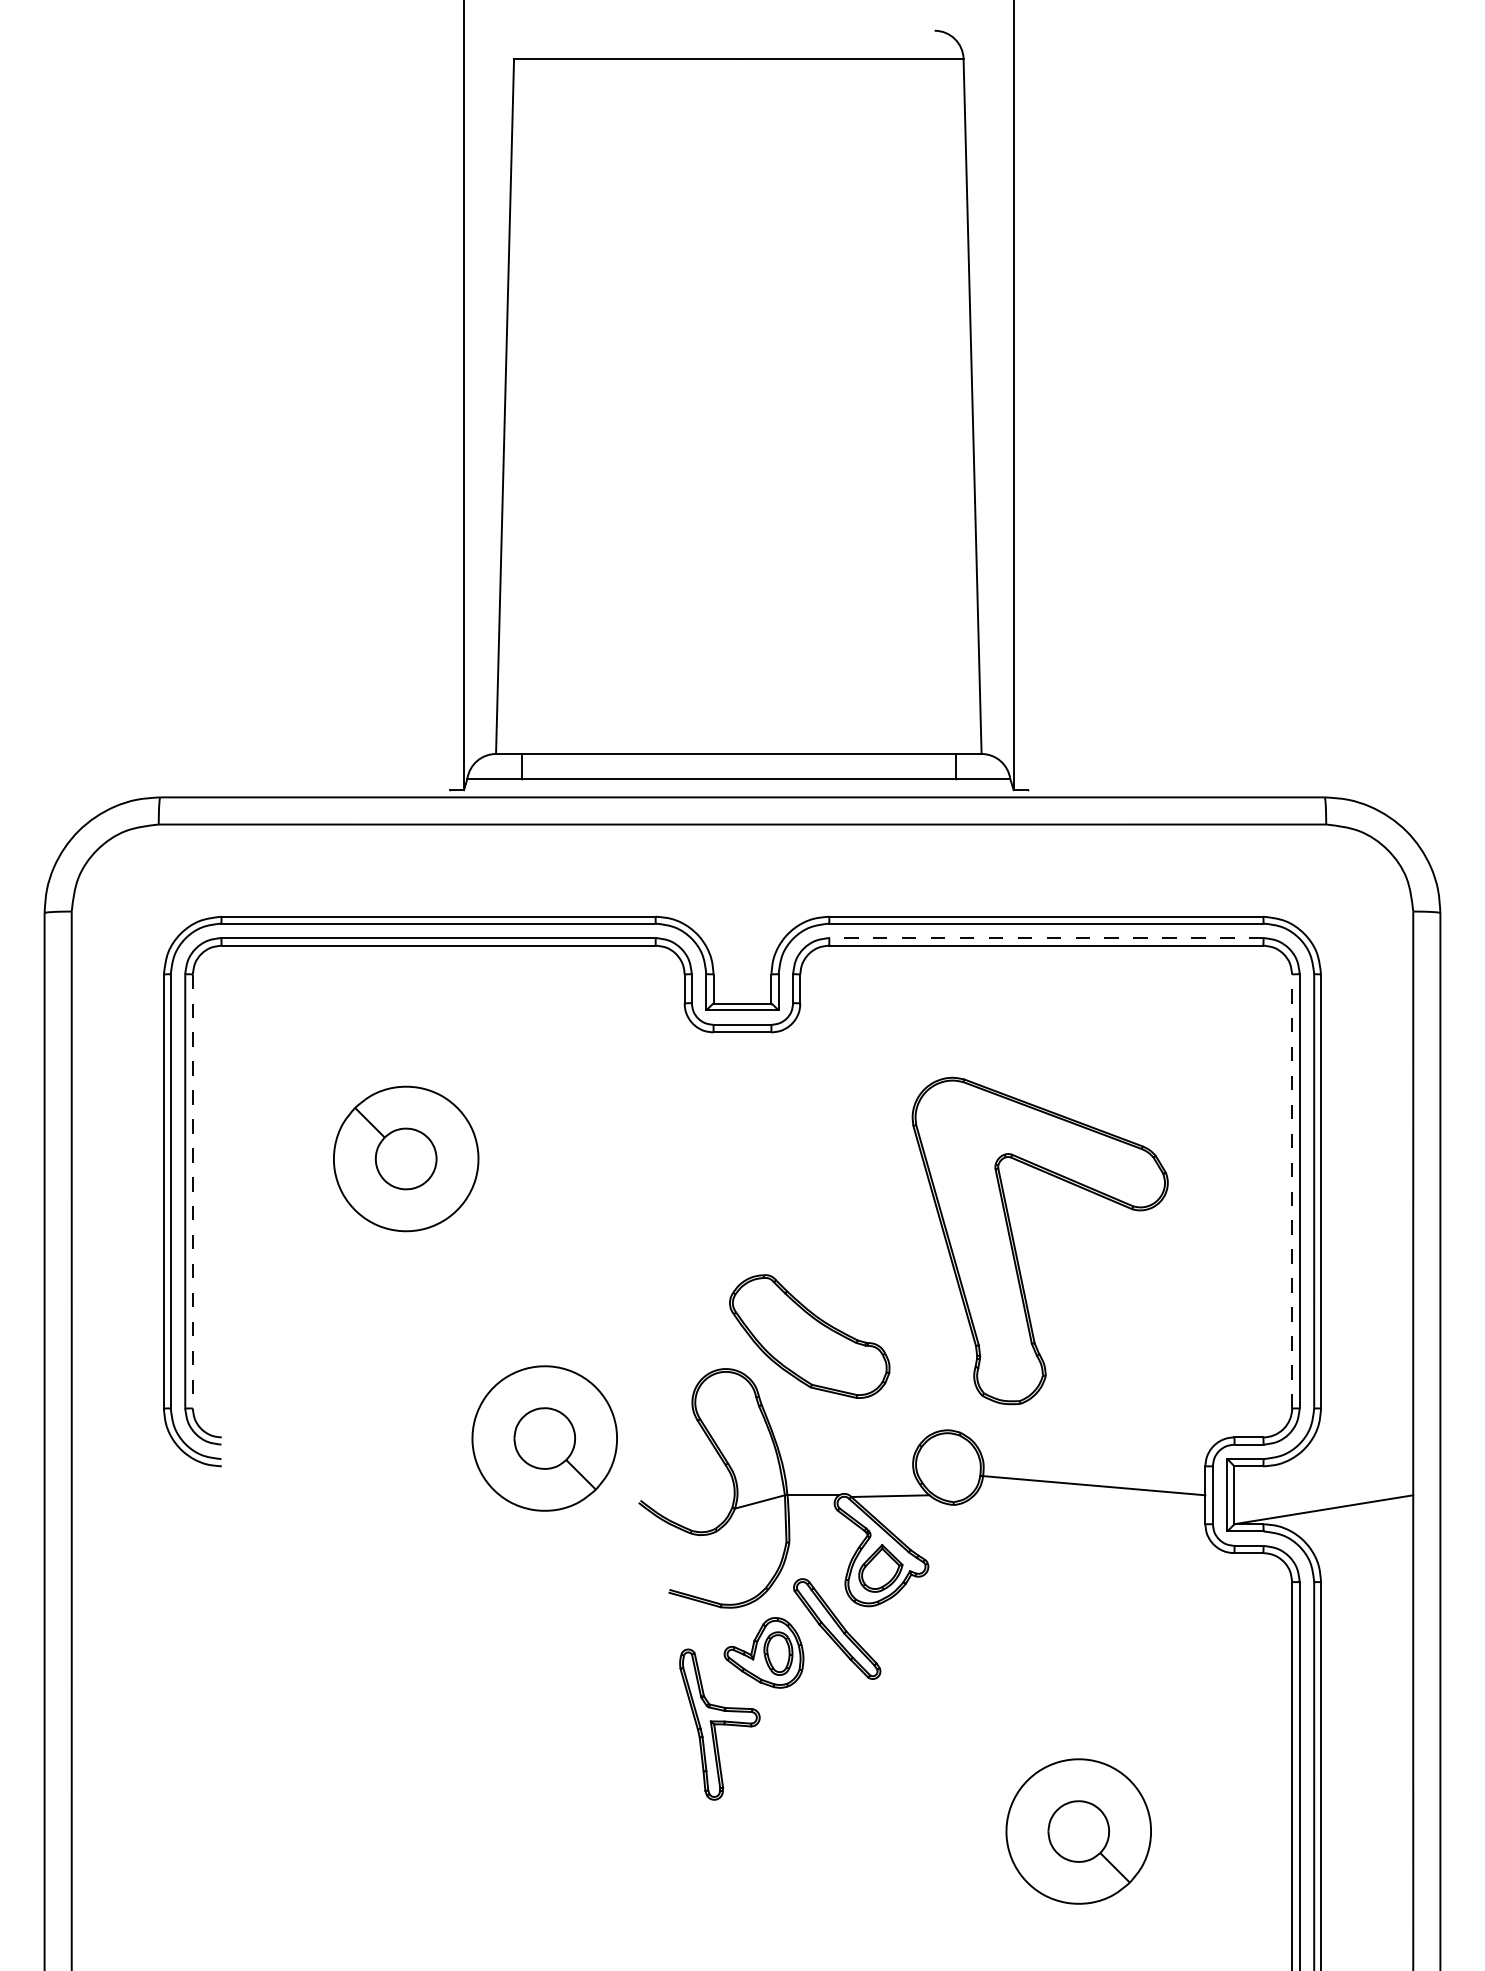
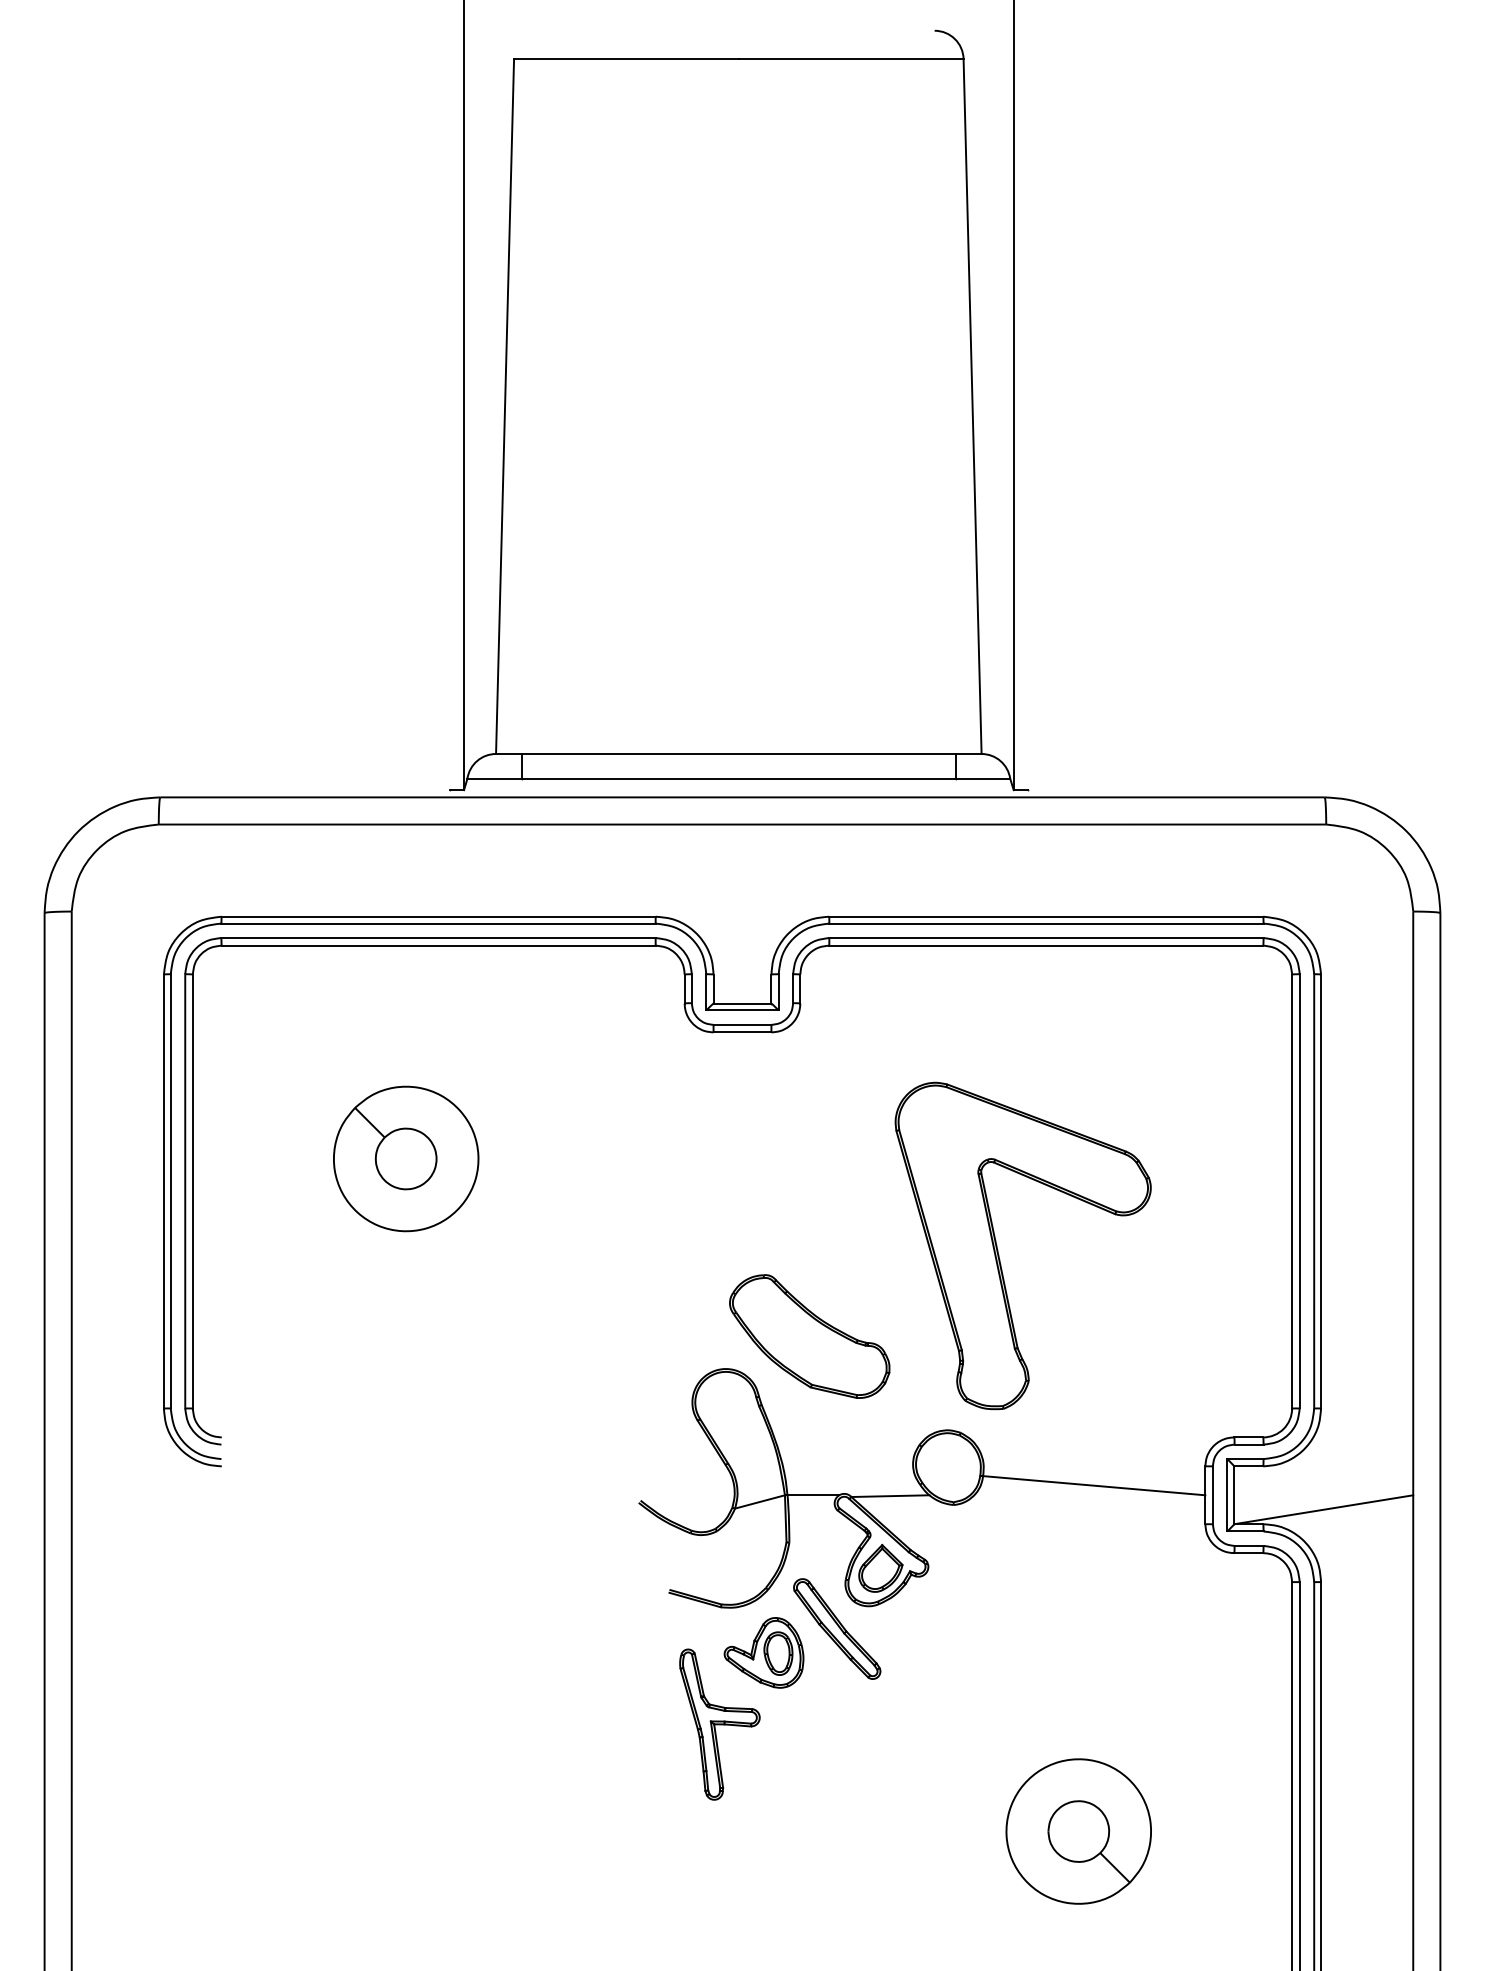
line: dashed -> solid (1045, 938)
line: dashed -> solid (192, 1191)
line: dashed -> solid (1292, 1191)
part position: (1015, 1245) -> (998, 1250) (998, 1250)
part: present -> none (544, 1438)
